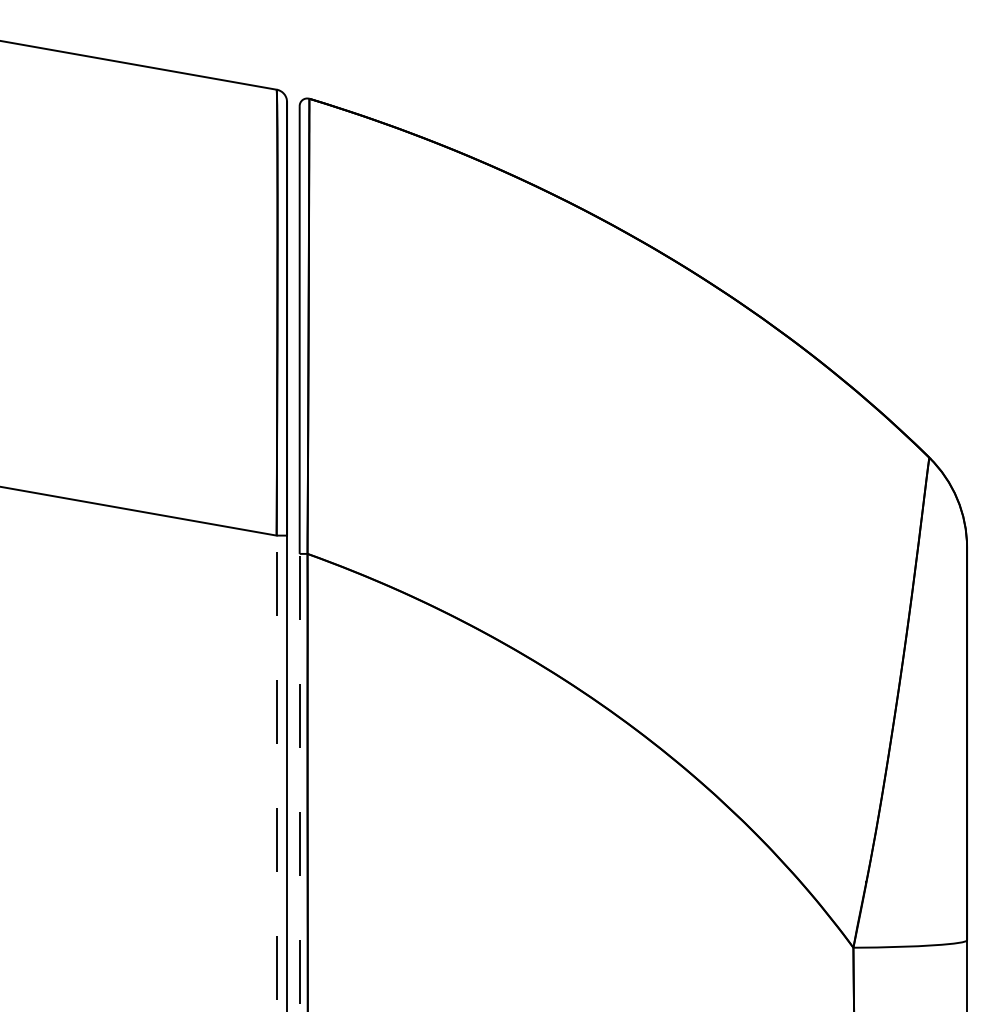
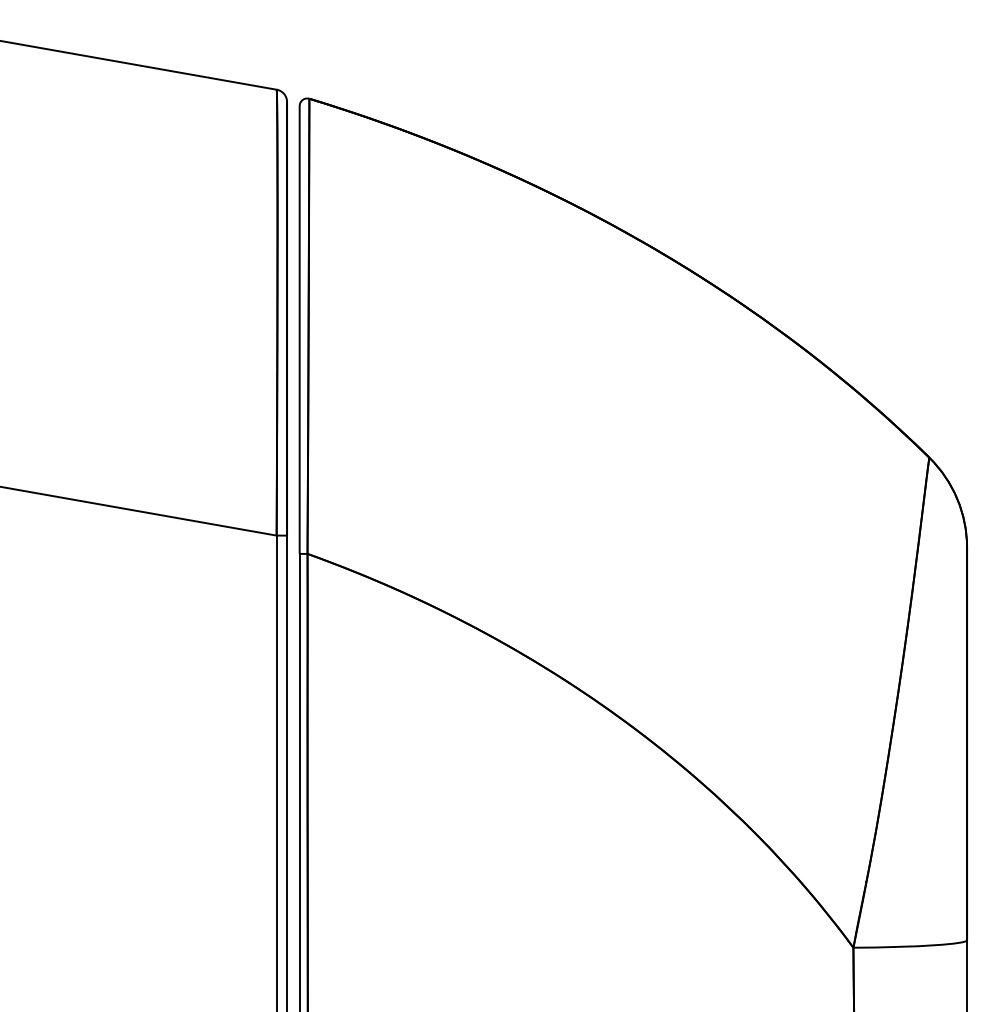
line: dashed -> solid (276, 773)
line: dashed -> solid (299, 782)
